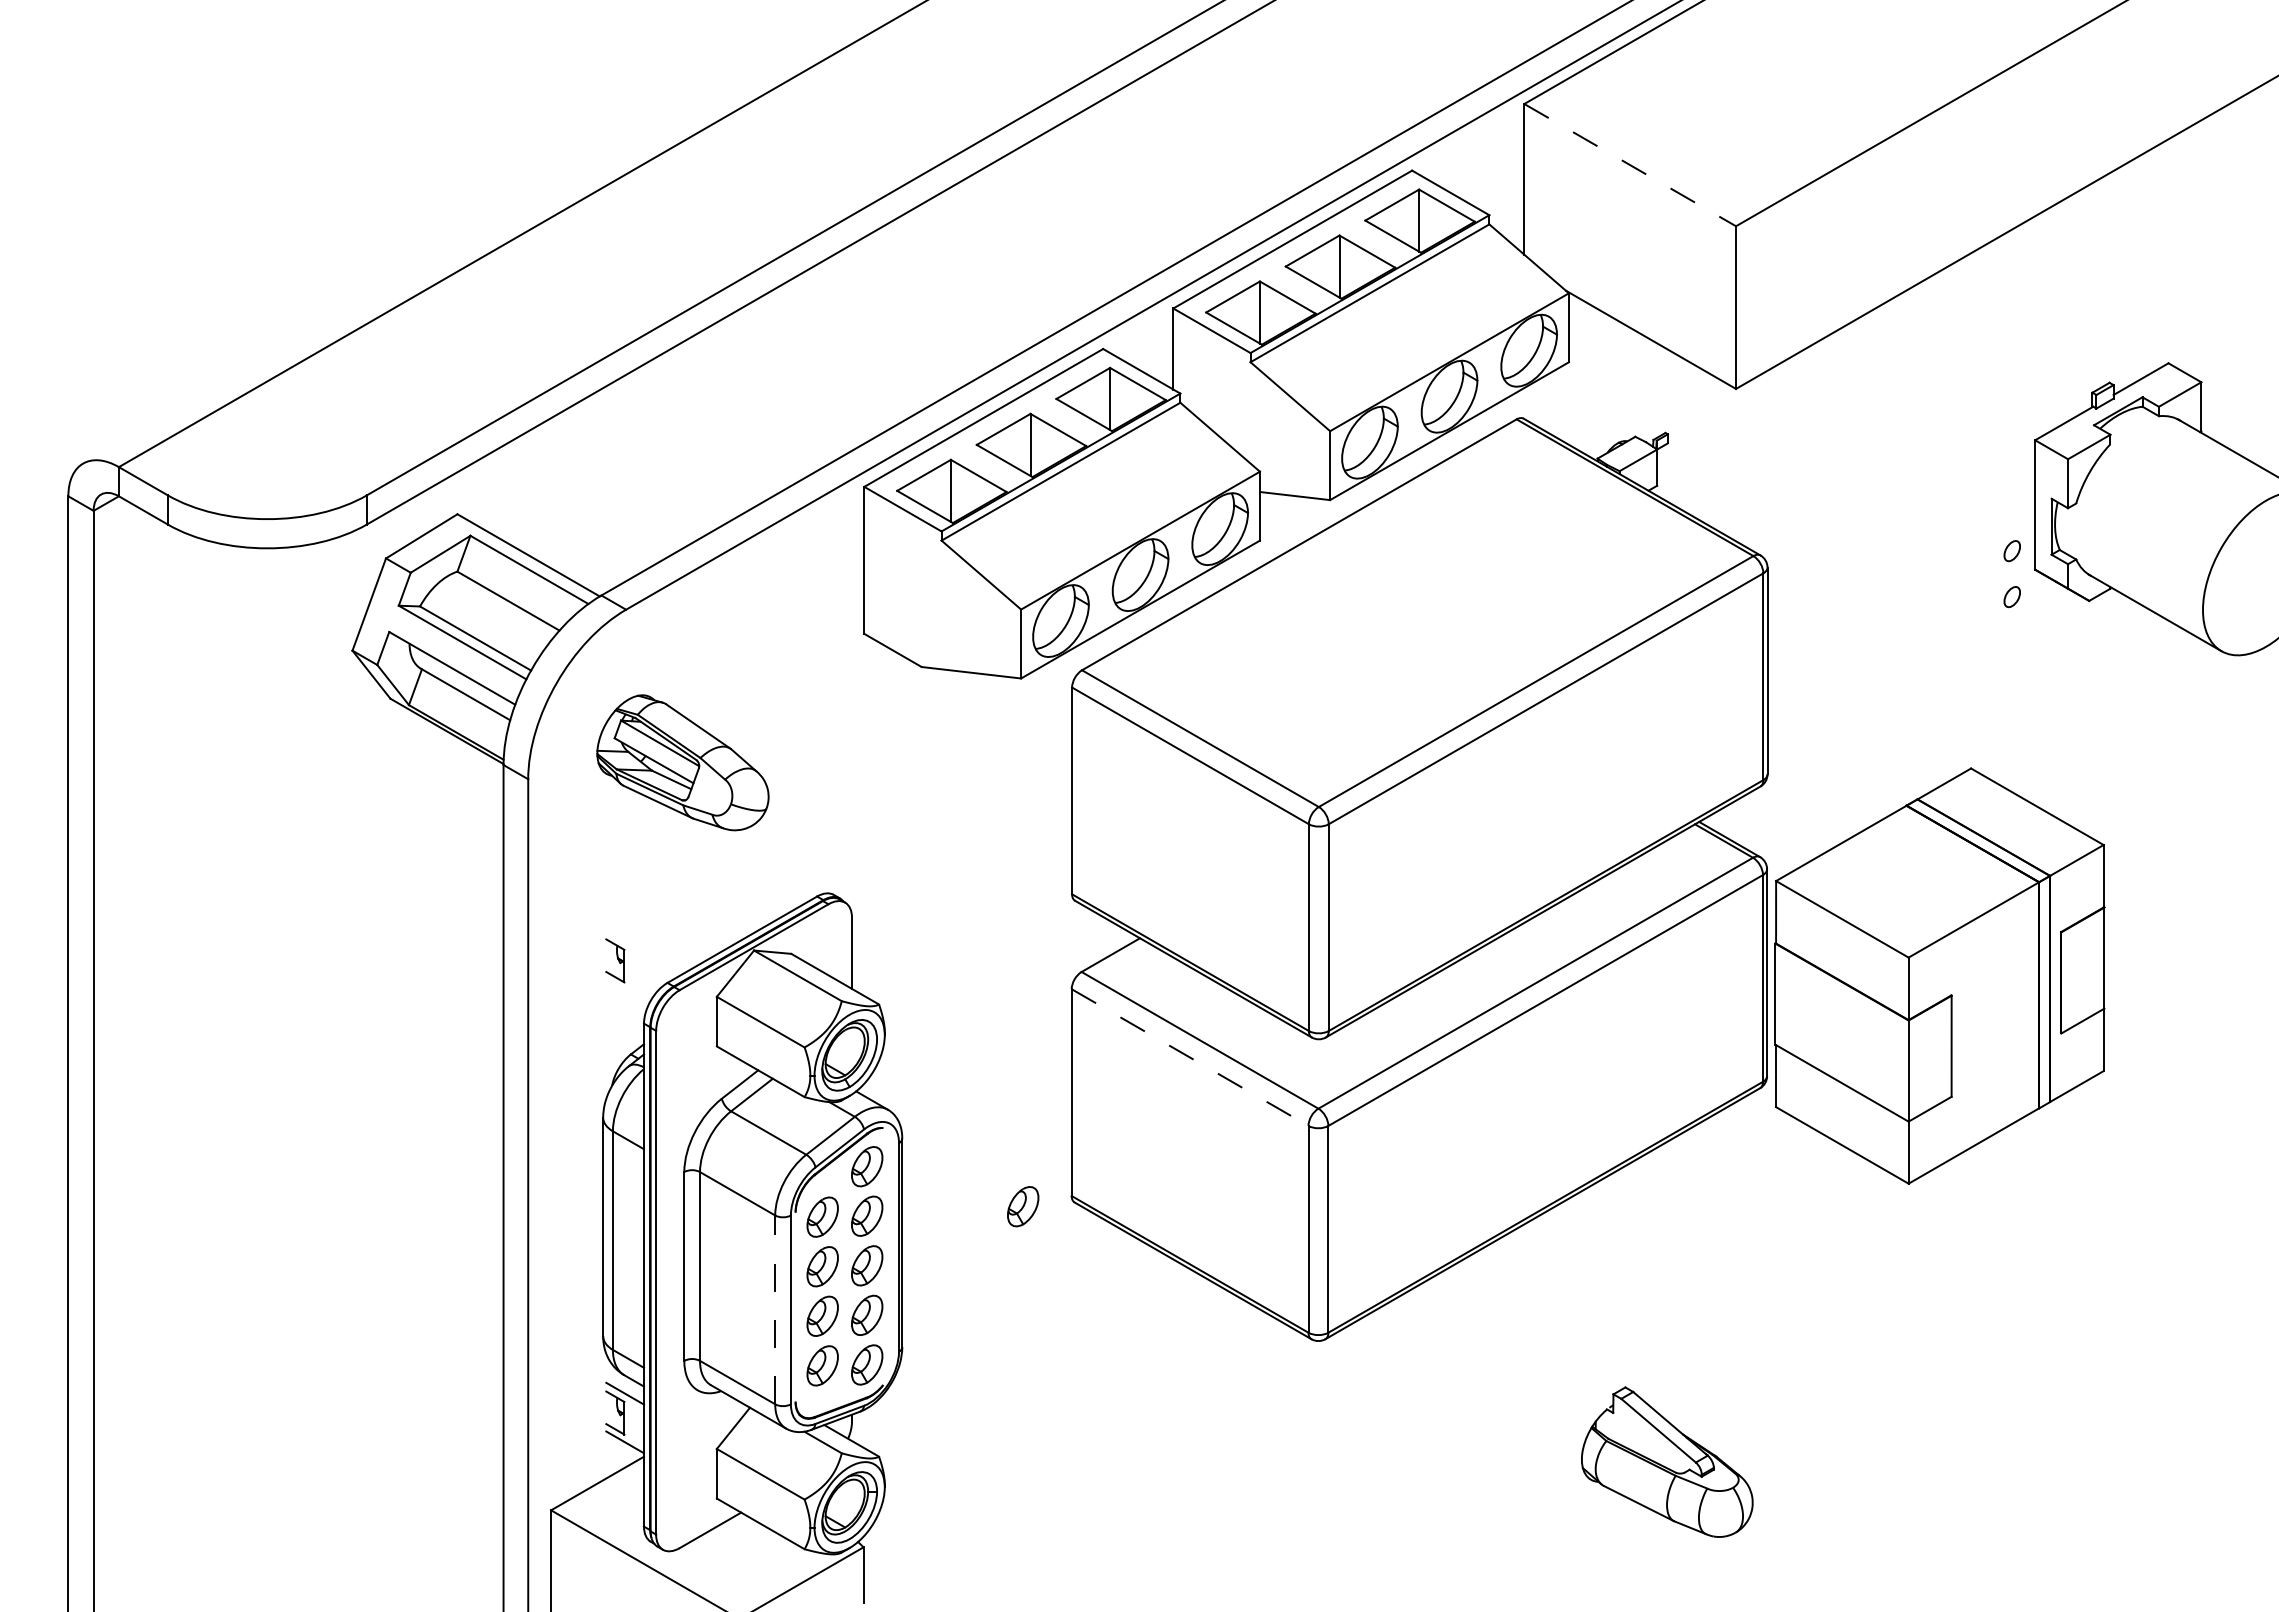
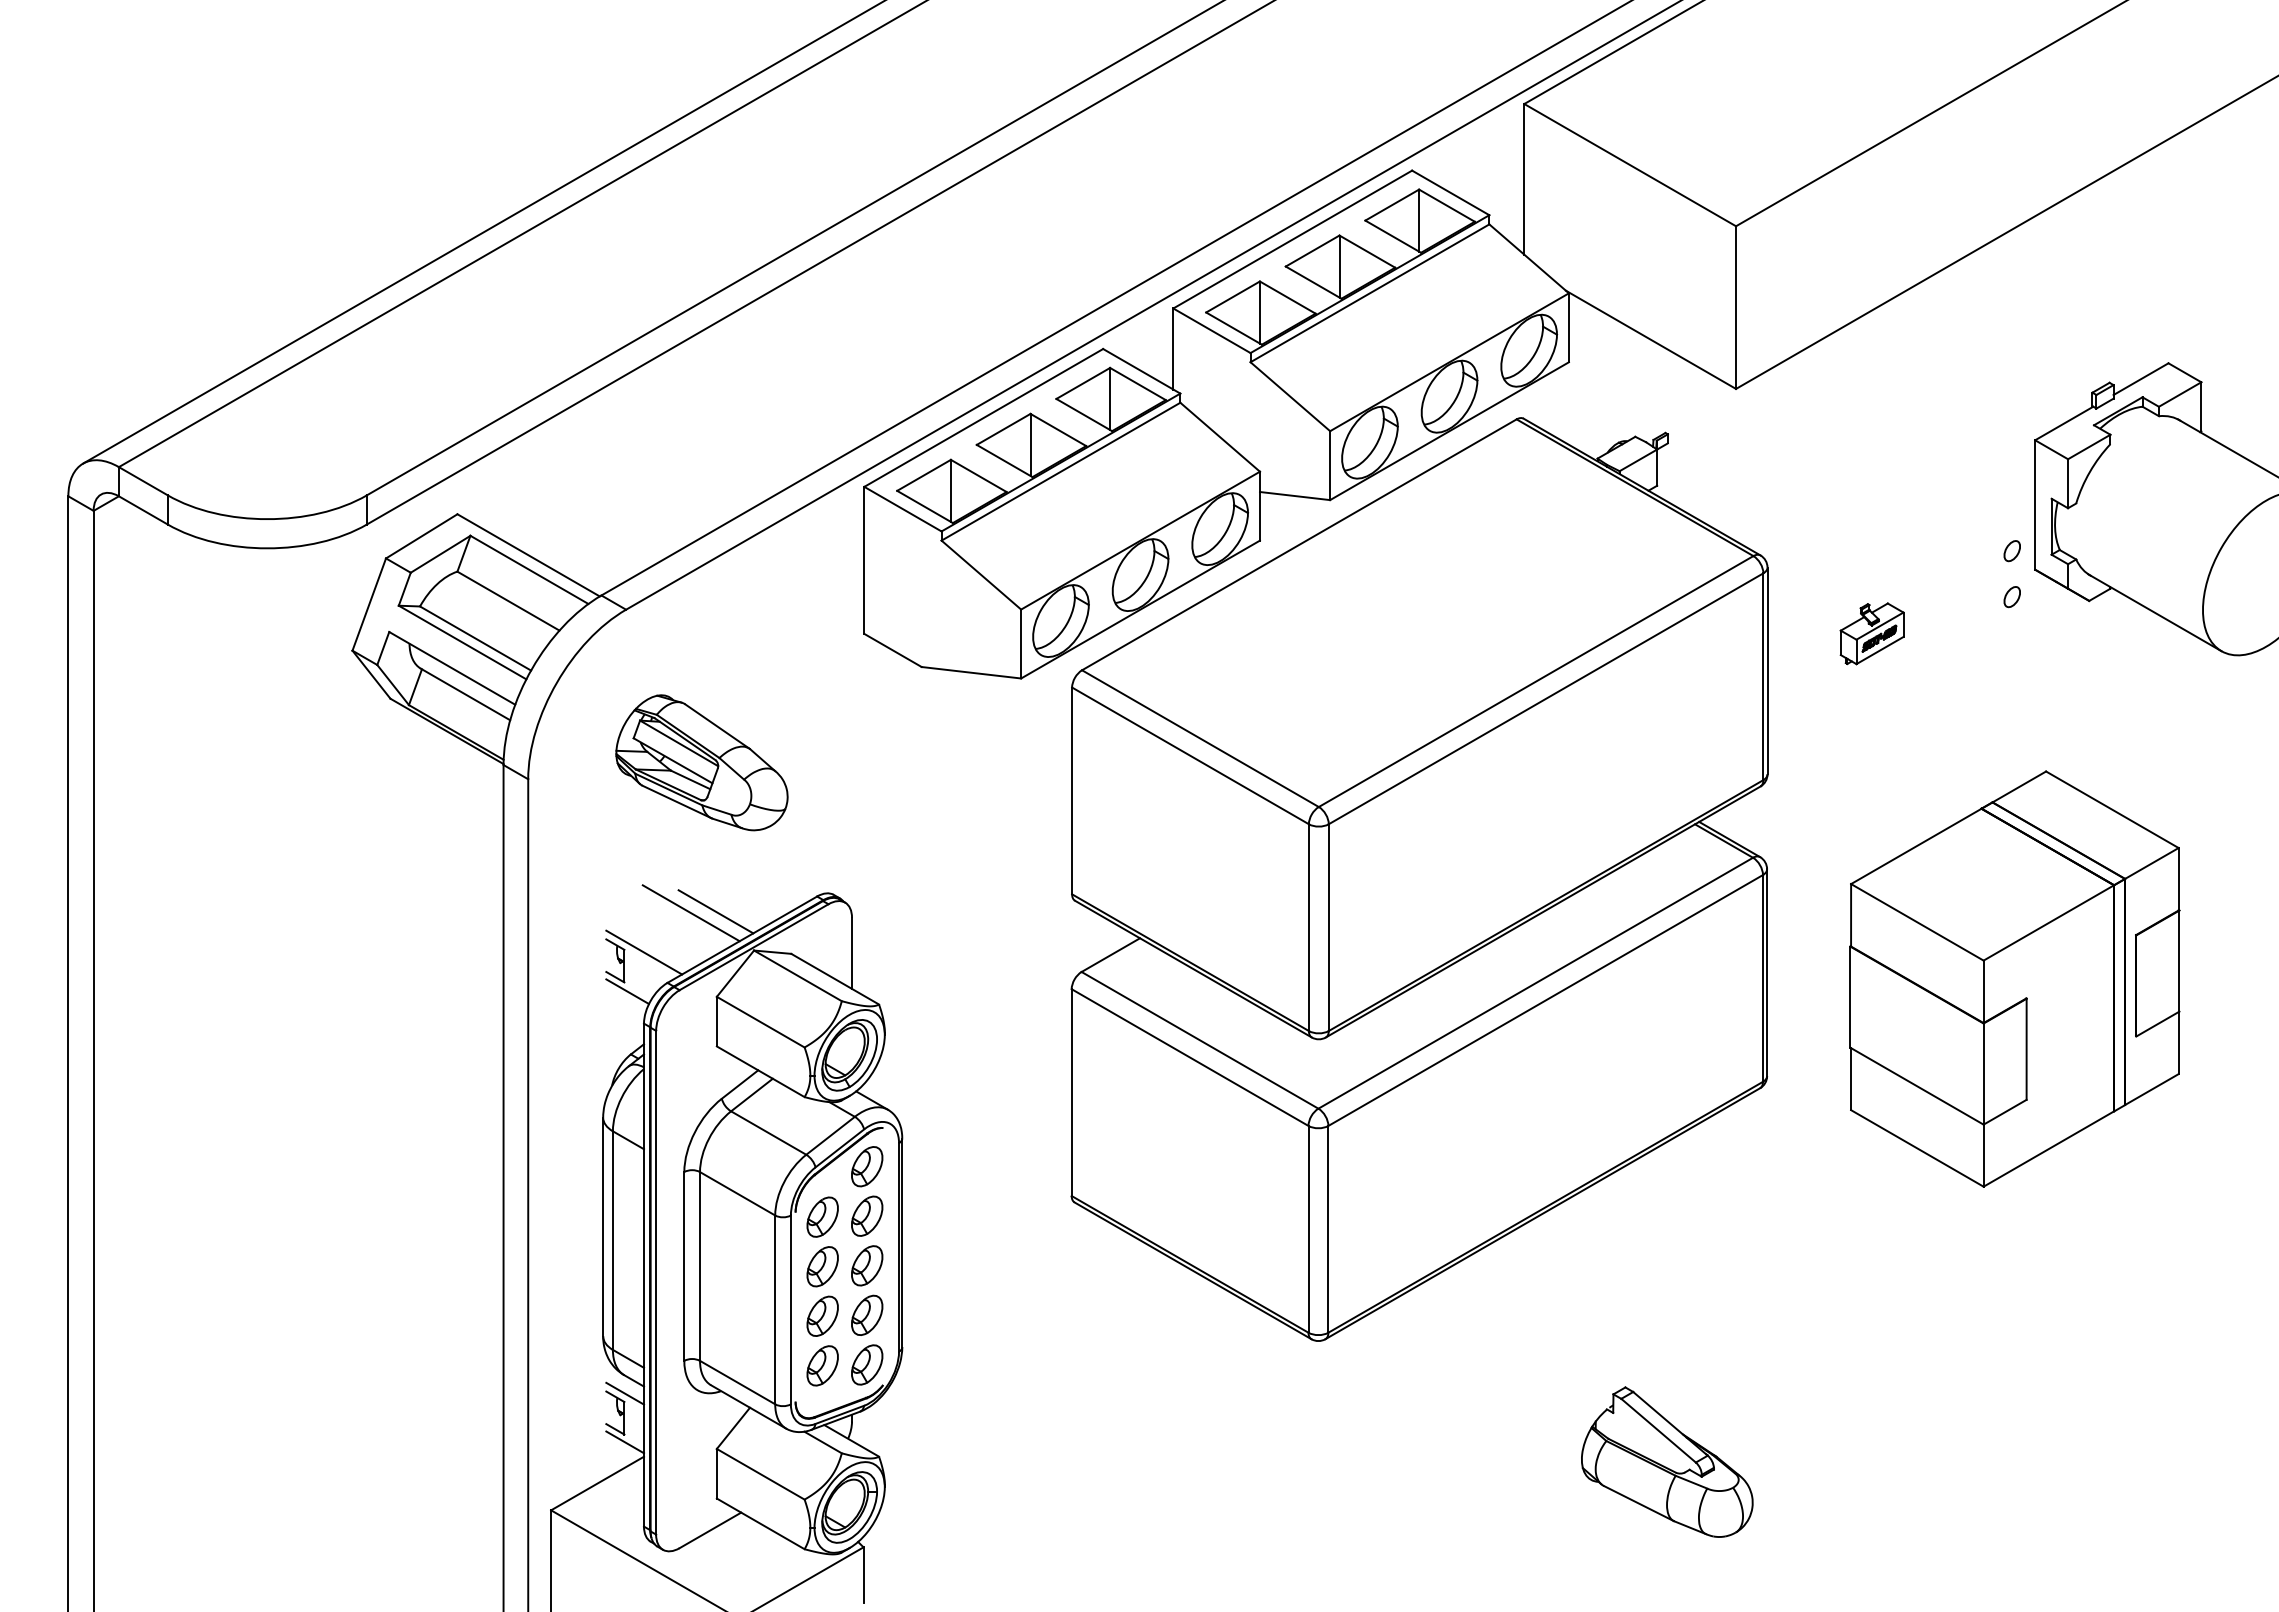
line: dashed -> solid (1630, 165)
line: none -> present (482, 232)
part: none -> present (1871, 633)
part position: (682, 762) -> (701, 762) (701, 762)
line: none -> present (715, 911)
line: none -> present (690, 913)
line: none -> present (644, 952)
part position: (1939, 975) -> (2014, 978) (2014, 978)
line: none -> present (627, 991)
line: dashed -> solid (1190, 1057)
part: present -> none (1023, 1206)
line: dashed -> solid (775, 1309)
